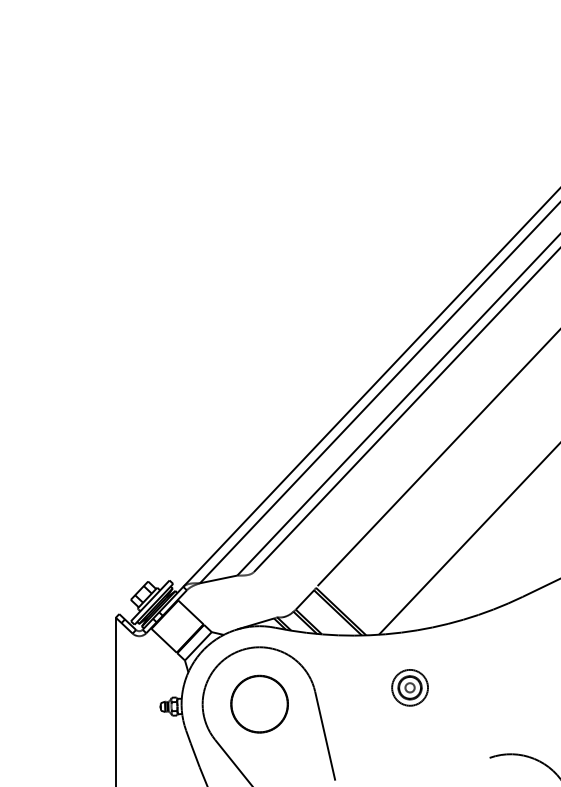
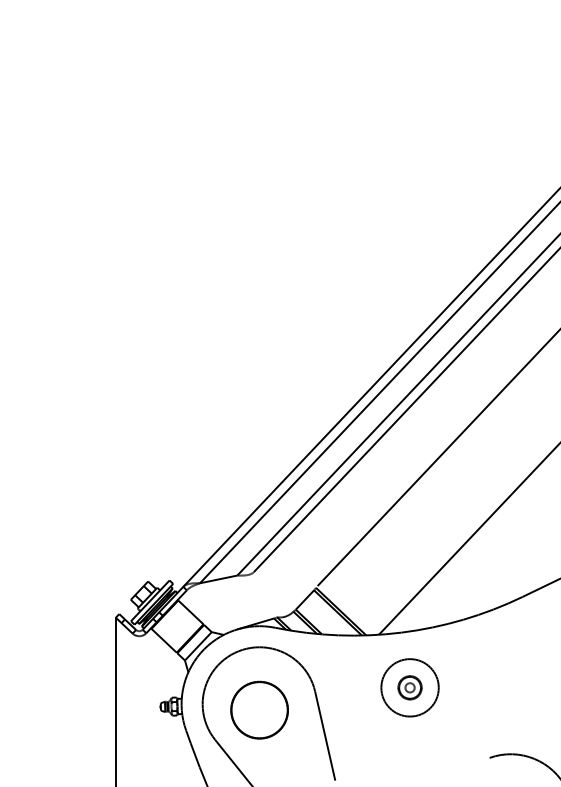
circle diameter: 36 px -> 57 px (409, 687)
part position: (259, 703) -> (259, 709) (259, 709)
